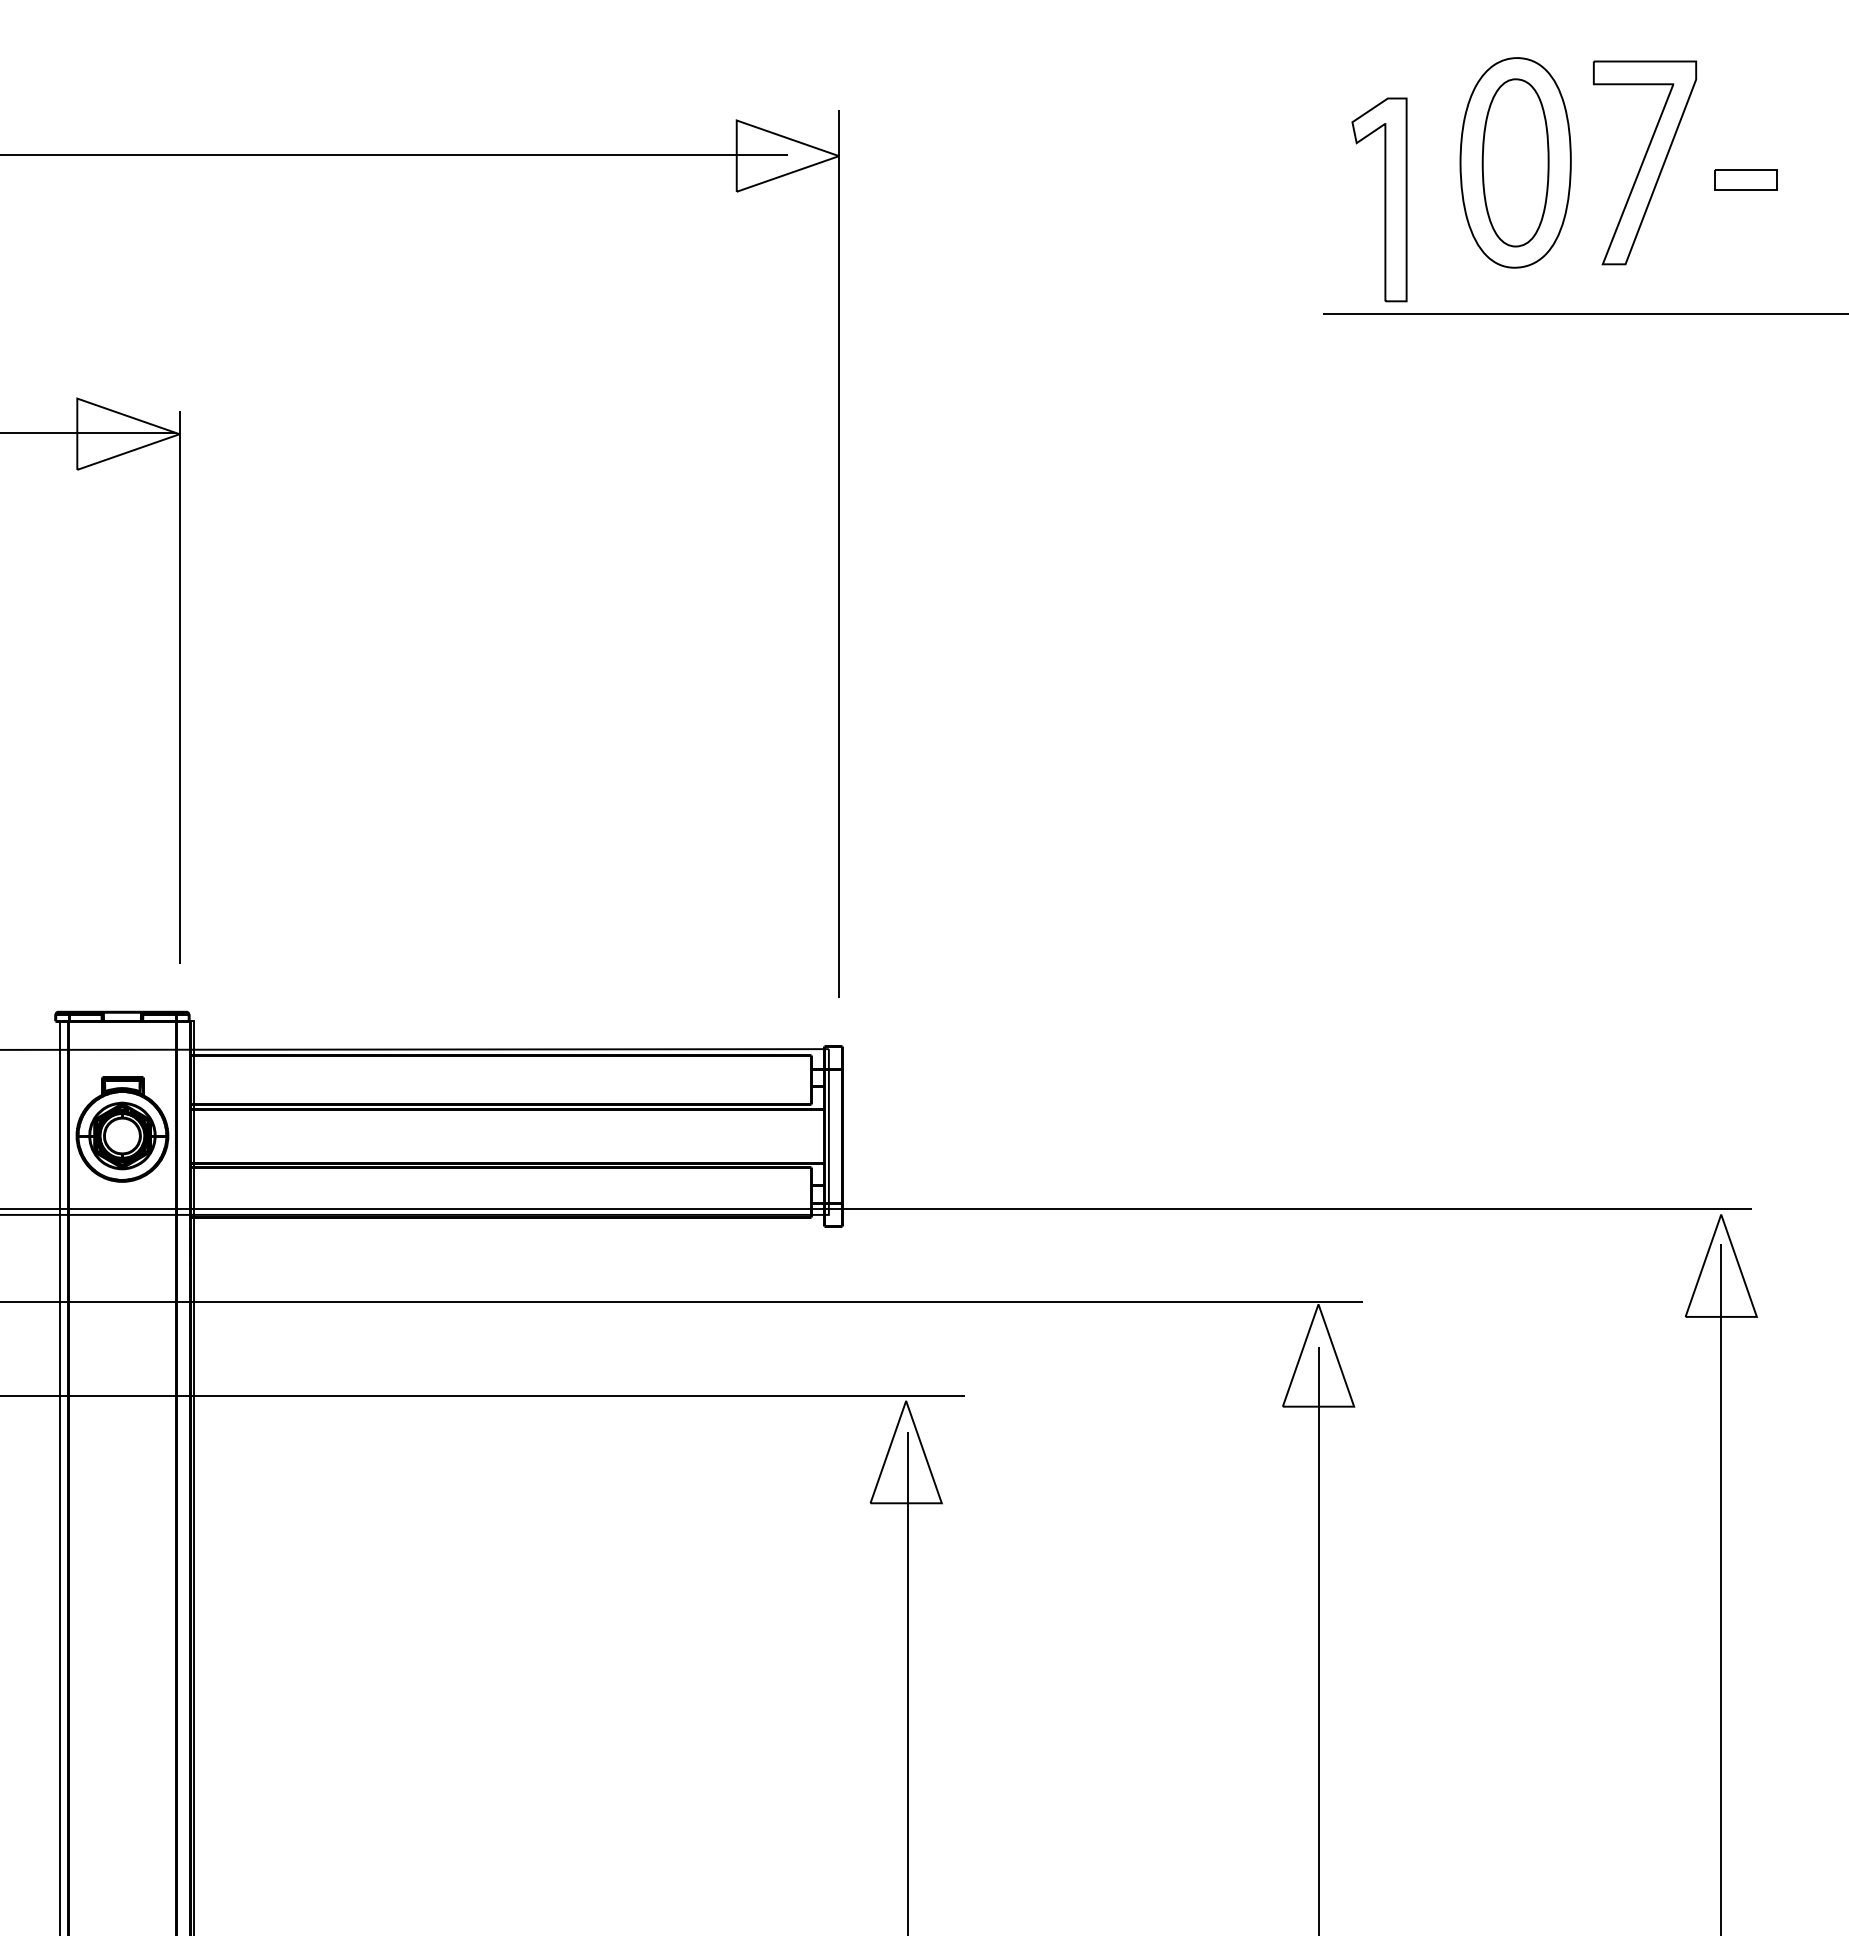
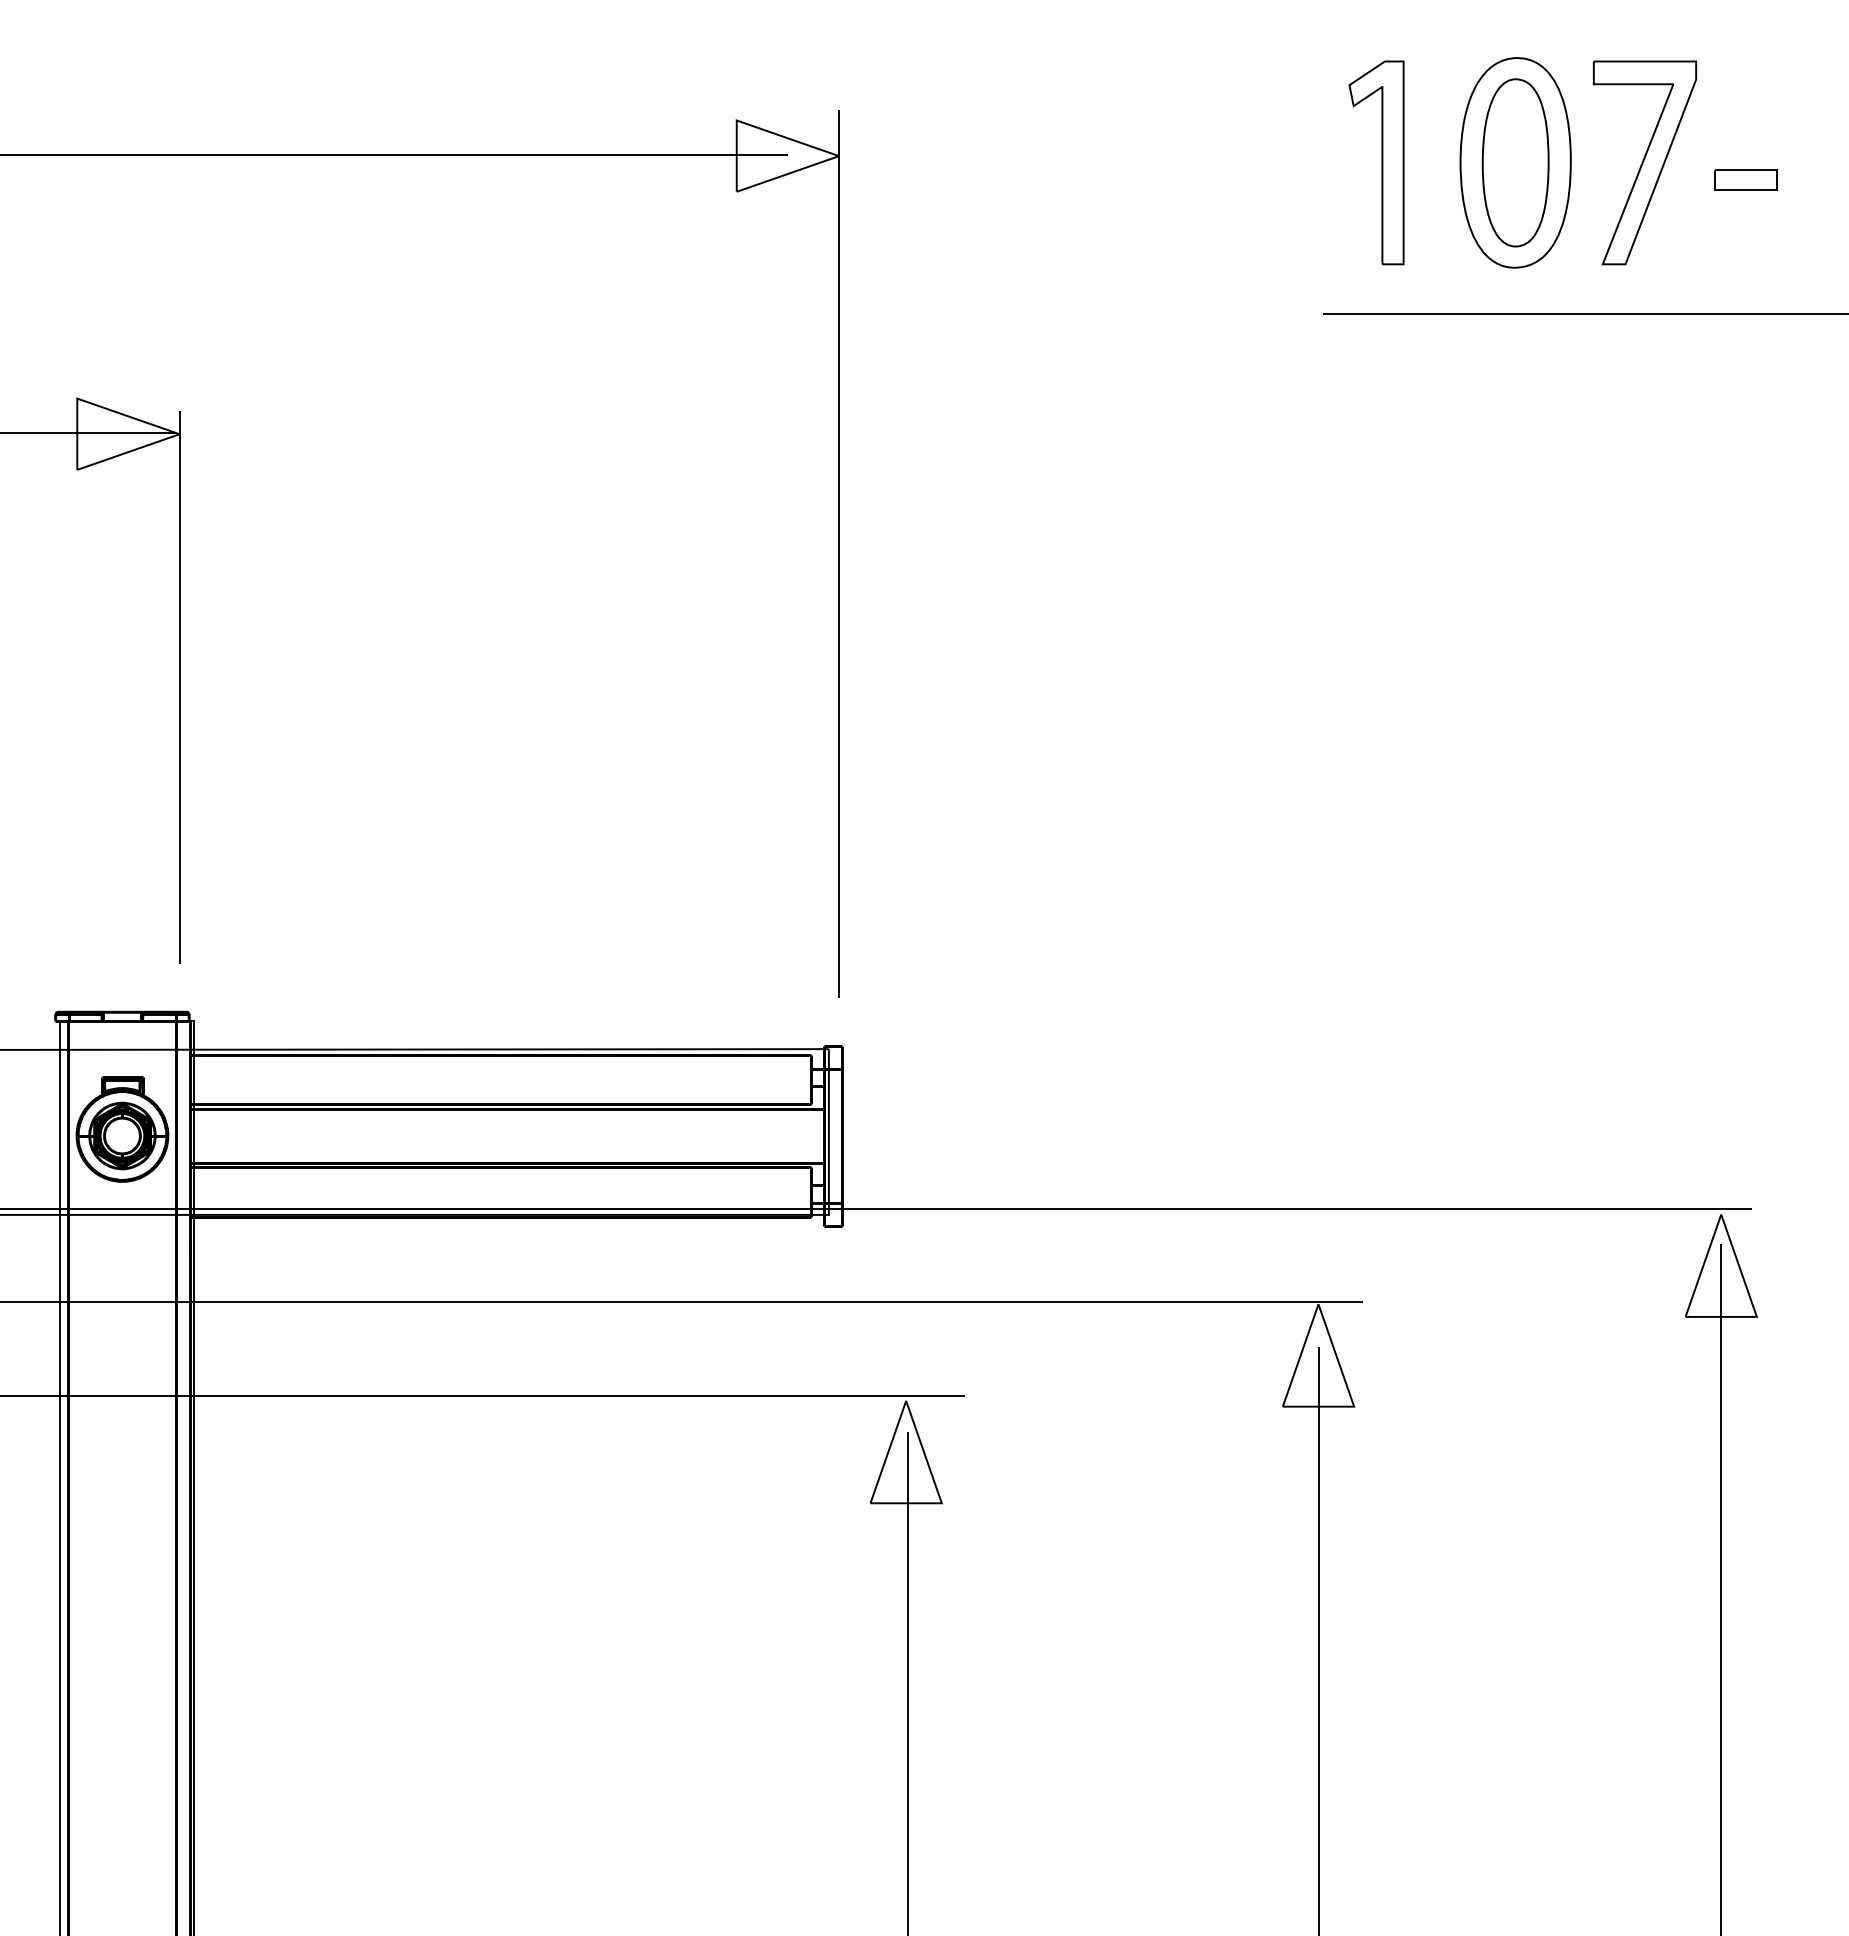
part position: (1379, 199) -> (1376, 162) (1376, 162)
